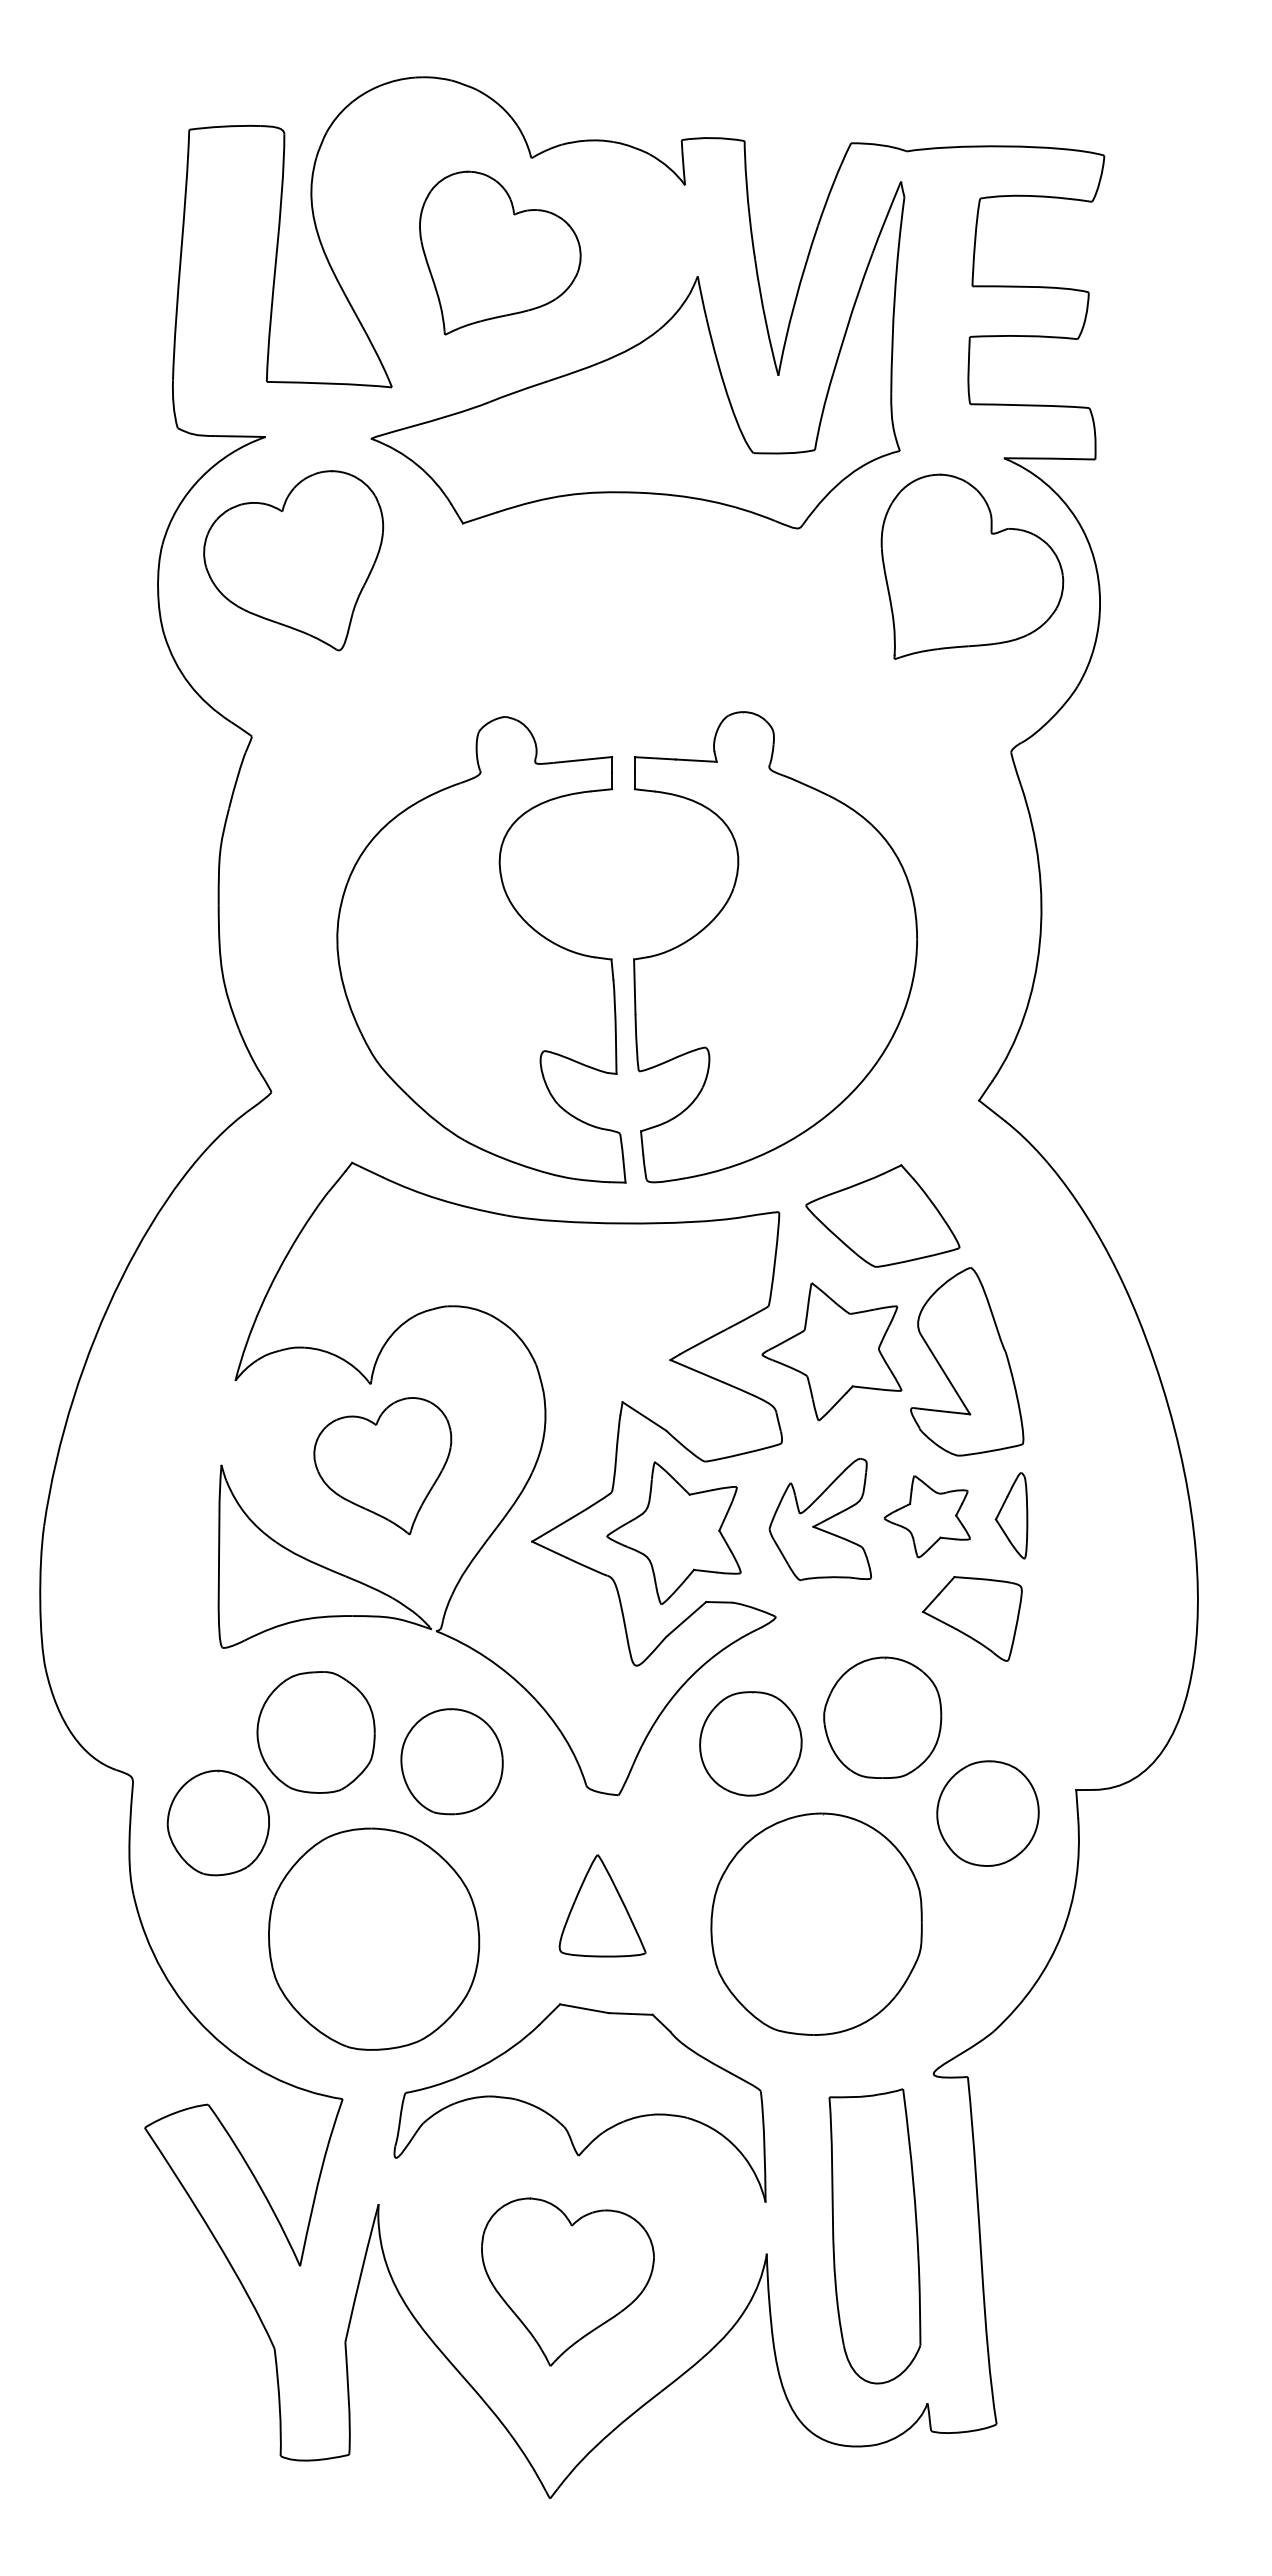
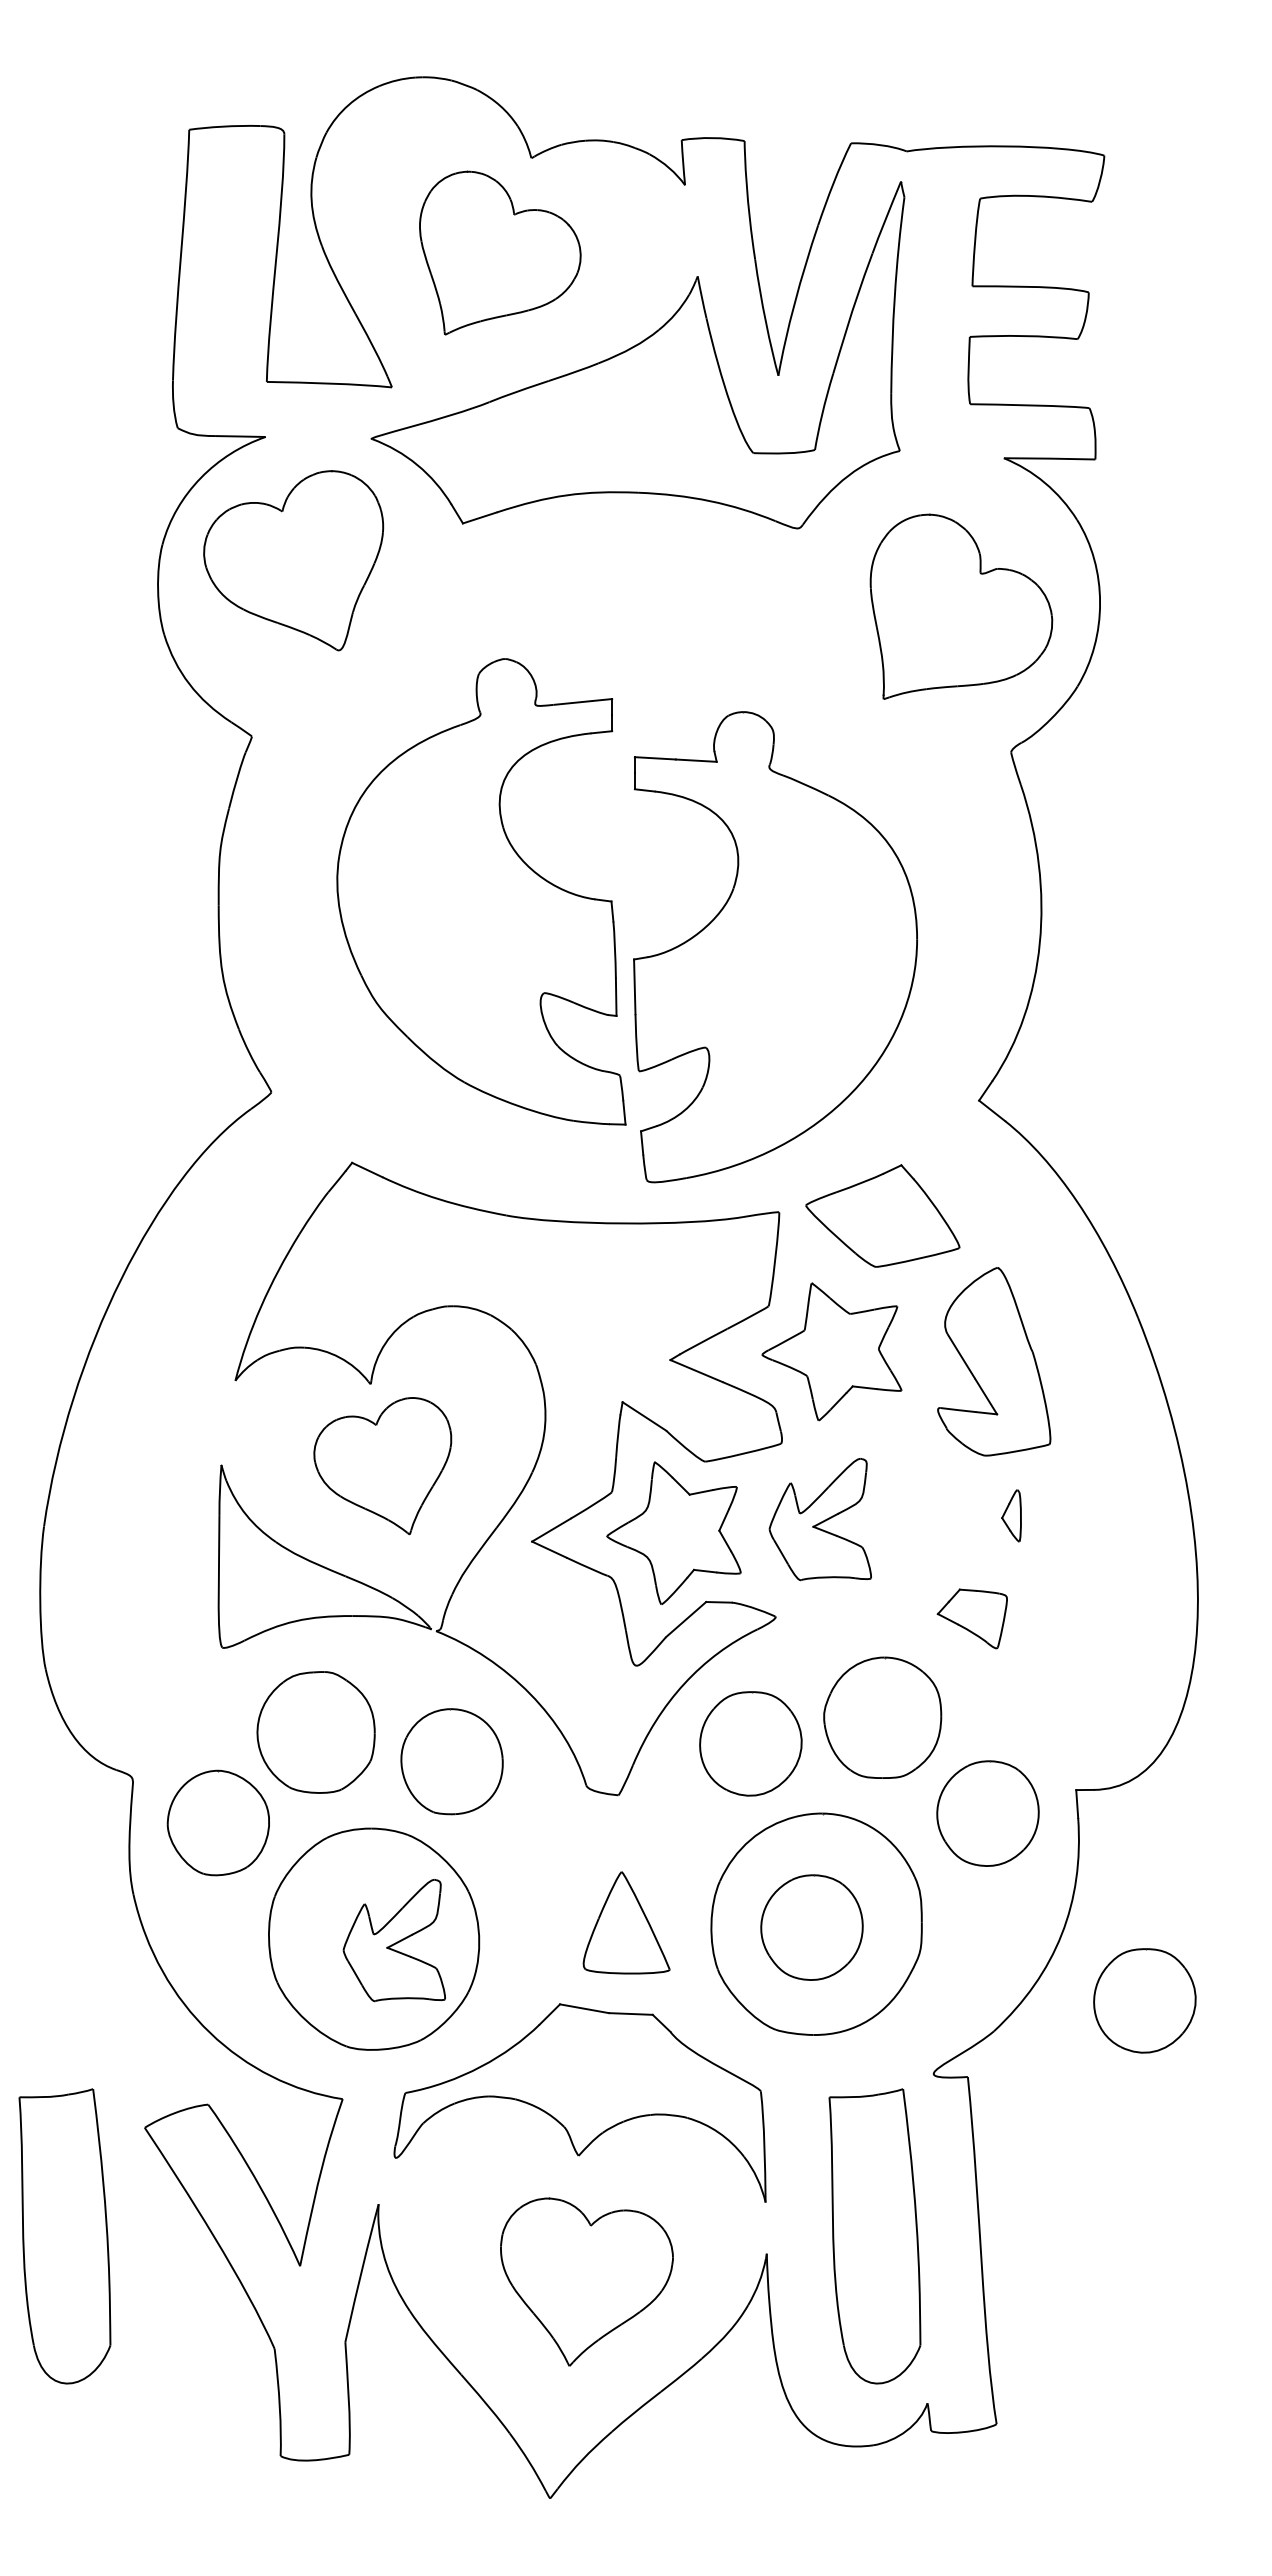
part position: (972, 566) -> (961, 606) (961, 606)
part position: (481, 949) -> (481, 891) (481, 891)
part position: (967, 1361) -> (994, 1361) (994, 1361)
part size: 35x88 px -> 21x54 px (1011, 1515)
part: present -> none (926, 1516)
part size: 101x86 px -> 72x62 px (971, 1618)
part position: (602, 1905) -> (626, 1922) (626, 1922)
part: none -> present (811, 1927)
part: none -> present (393, 1940)
part: none -> present (1144, 2000)
part: none -> present (64, 2236)
part position: (567, 2281) -> (586, 2281) (586, 2281)
